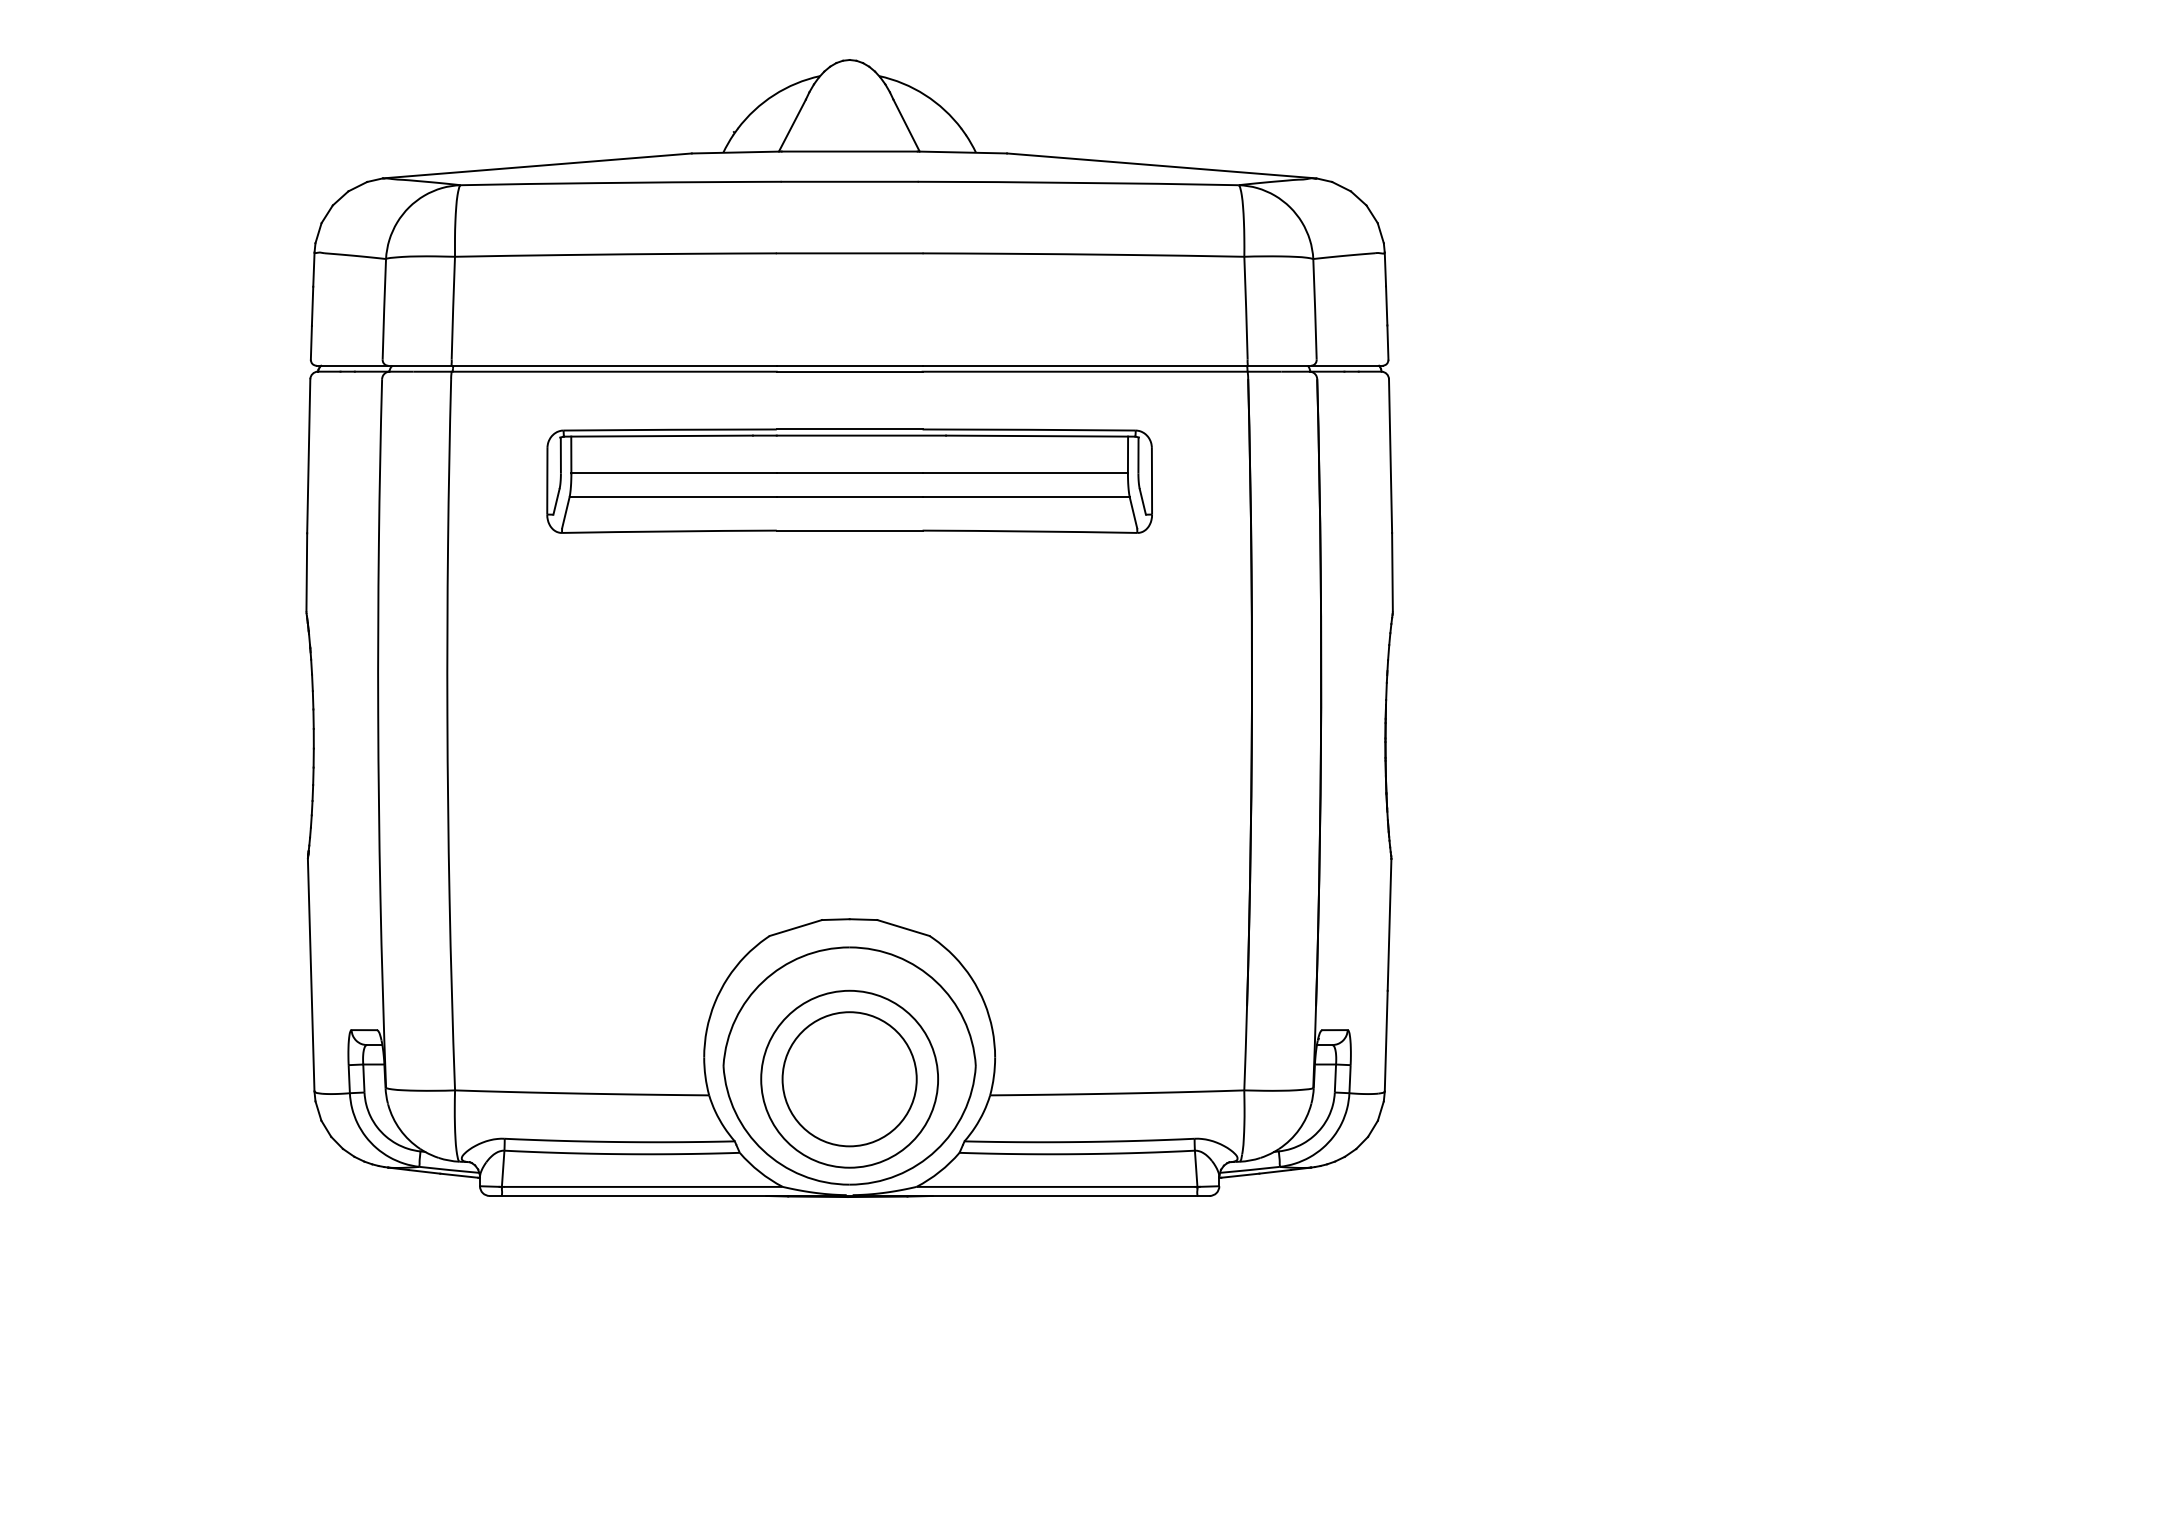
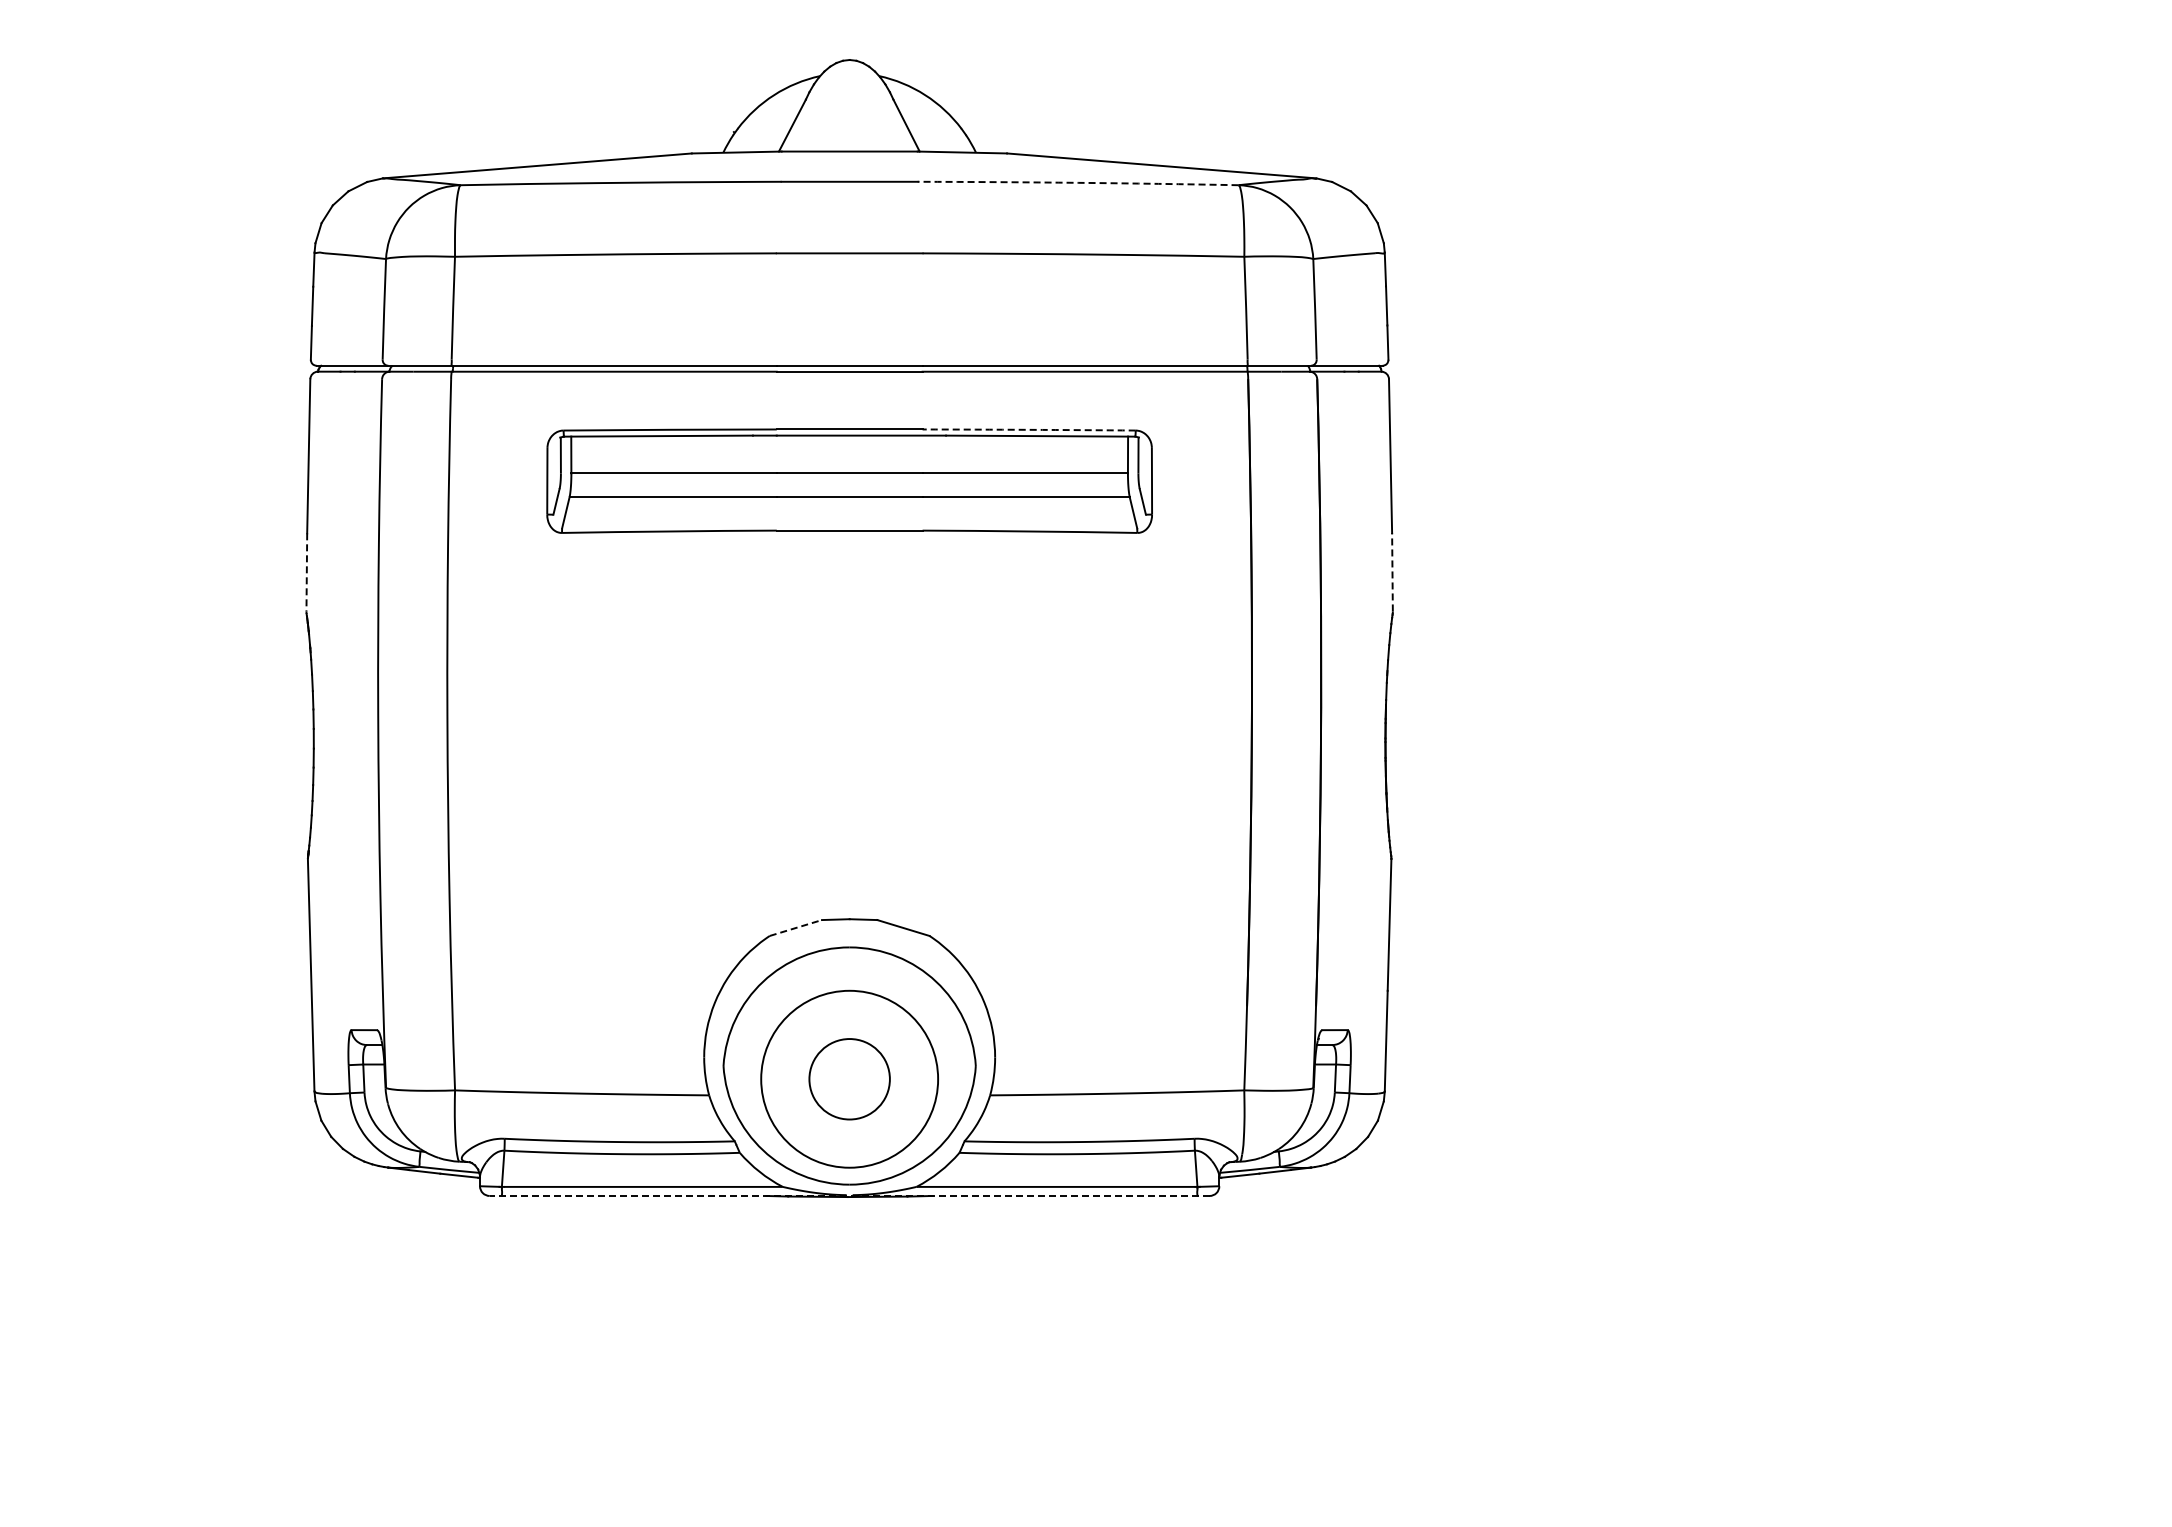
arc: solid -> dashed (1078, 182)
arc: solid -> dashed (1029, 429)
line: solid -> dashed (1392, 571)
line: solid -> dashed (306, 572)
line: solid -> dashed (796, 927)
circle diameter: 134 px -> 80 px (849, 1079)
line: solid -> dashed (849, 1195)
